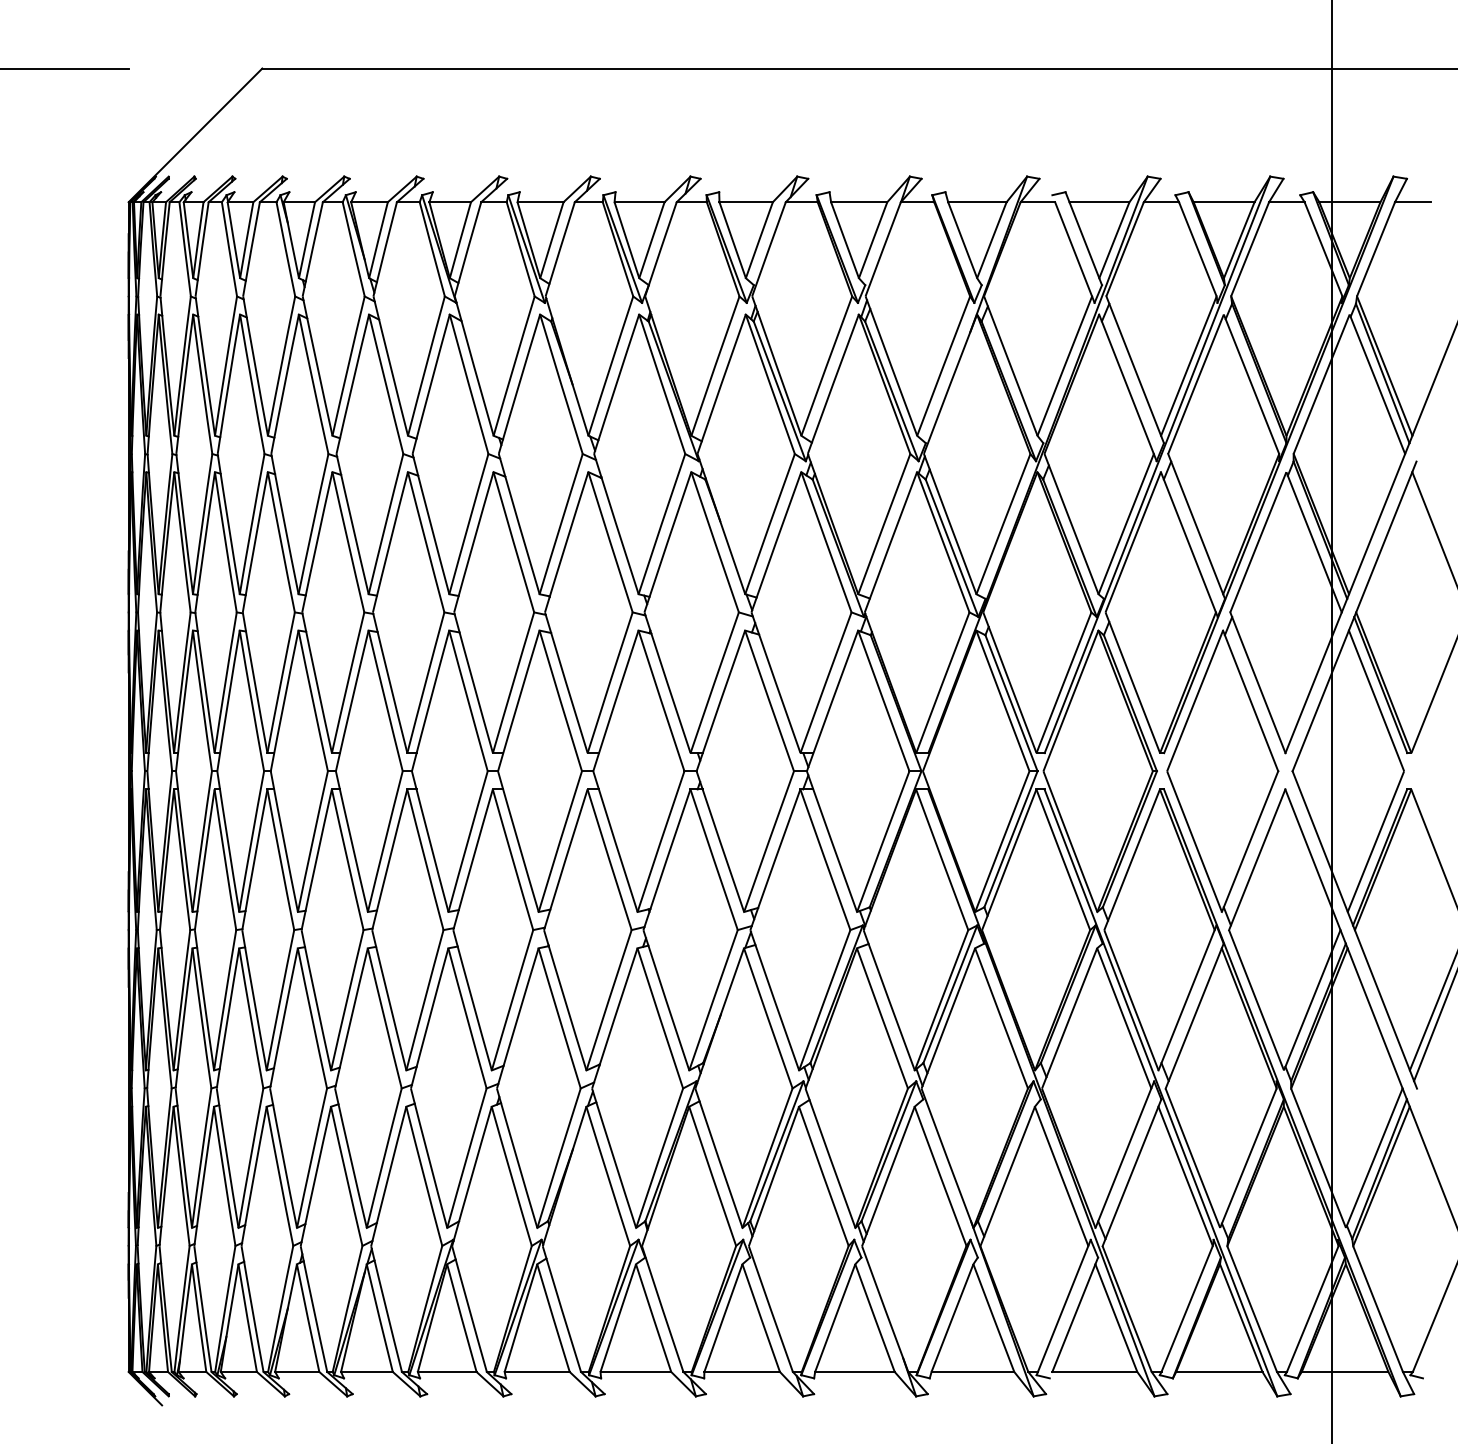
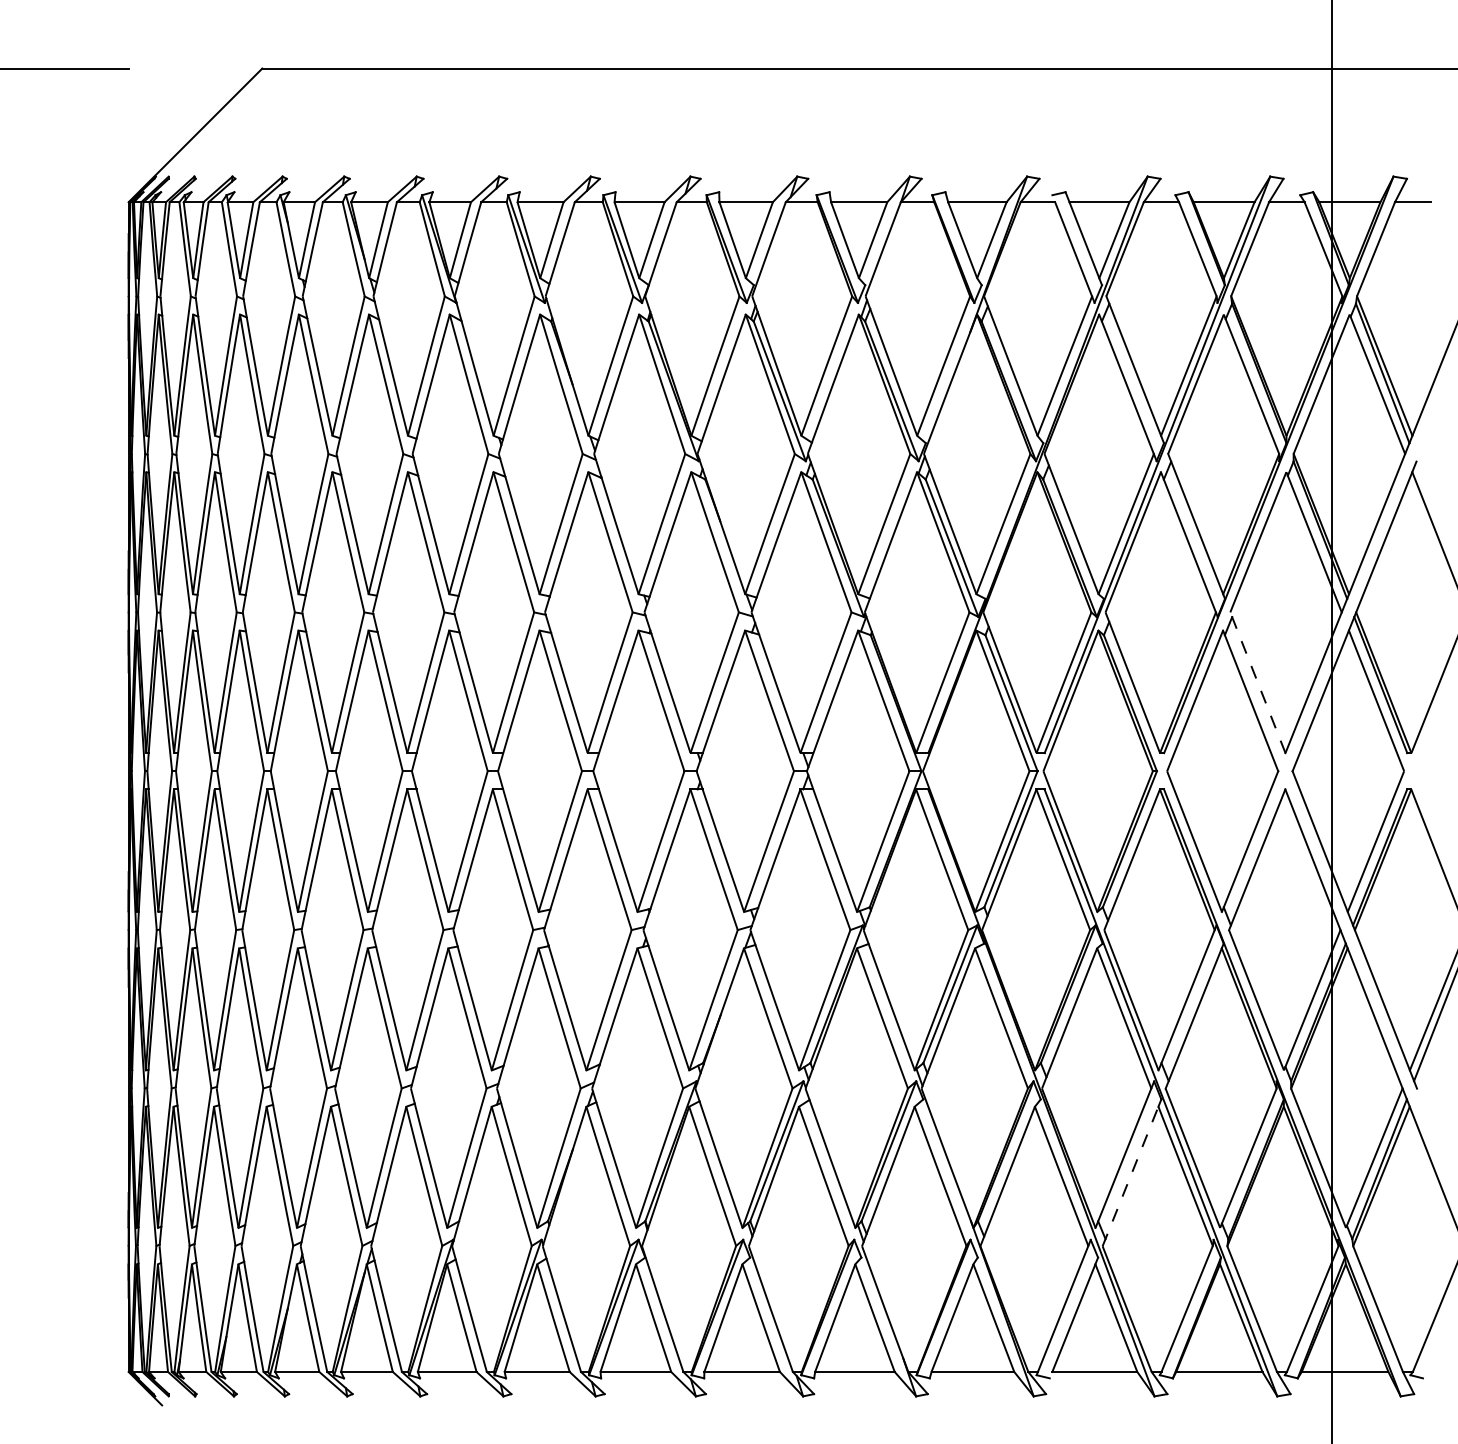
line: solid -> dashed (1257, 682)
line: solid -> dashed (1130, 1176)
